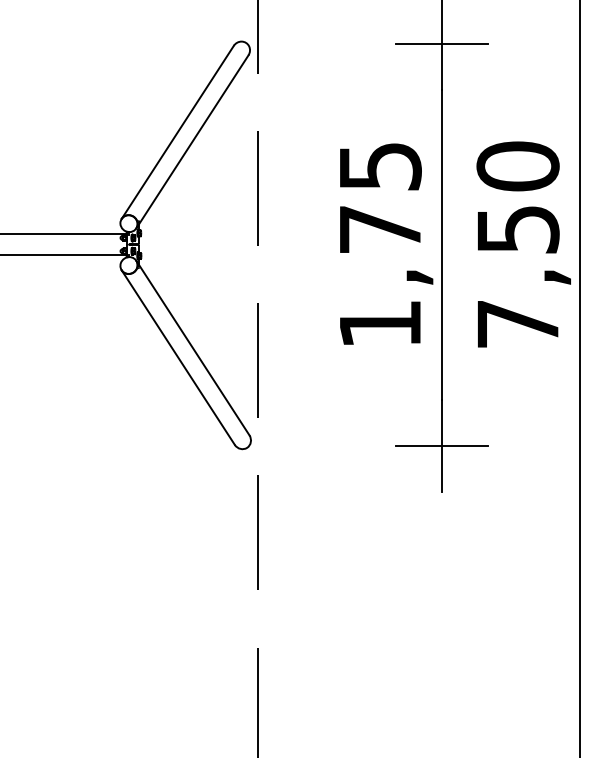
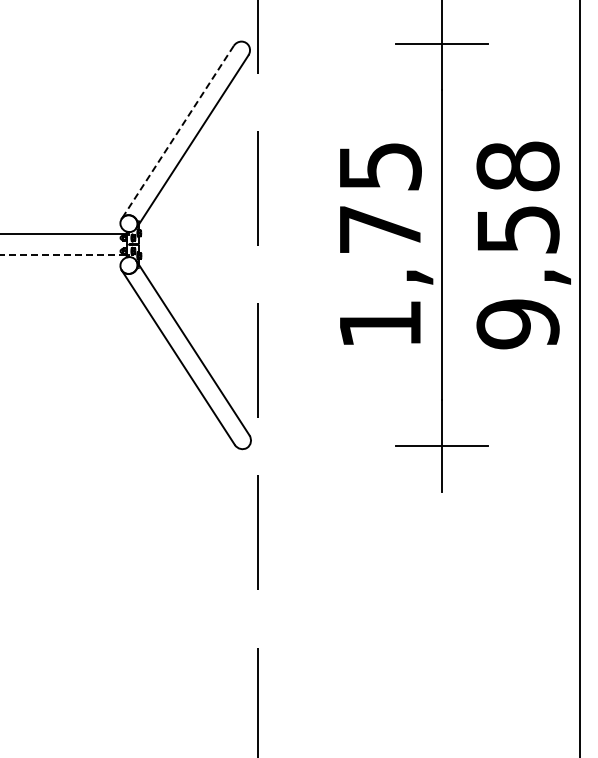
line: solid -> dashed (177, 132)
text: 7,50 -> 9,58 (517, 245)
line: solid -> dashed (63, 254)
